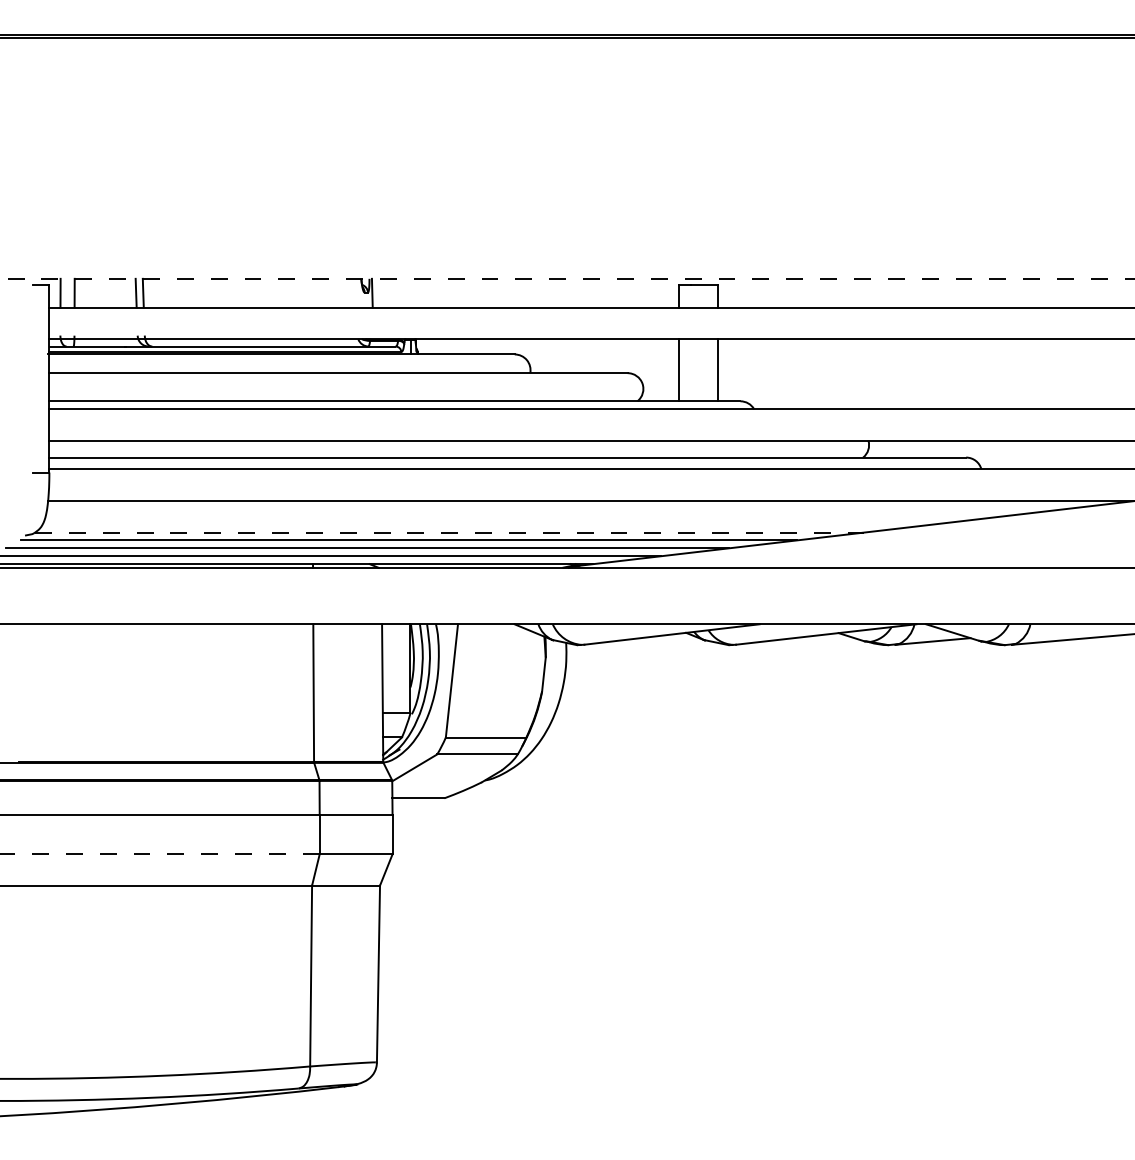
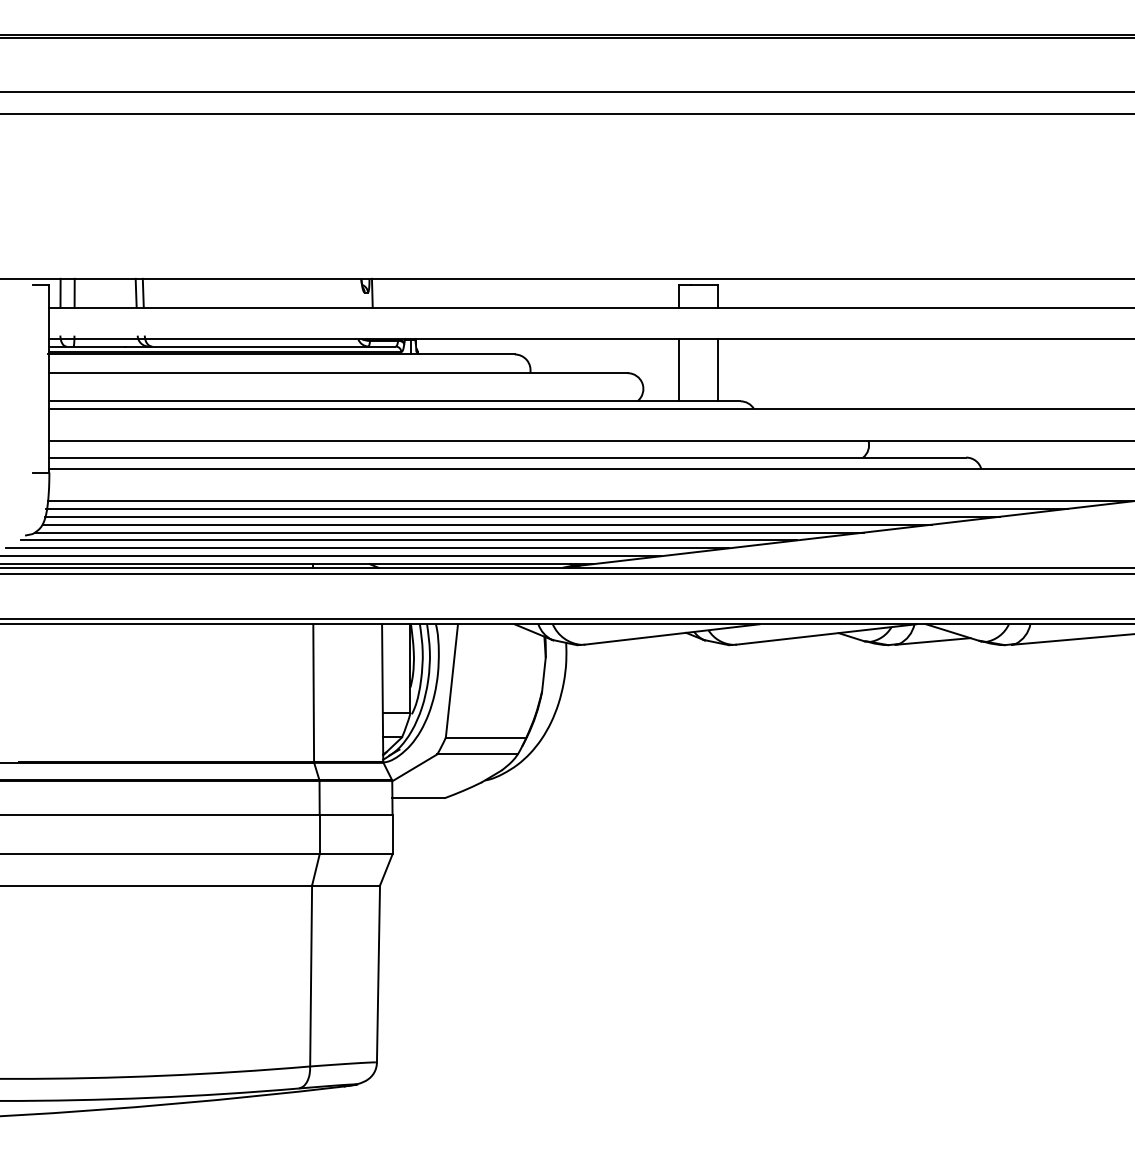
line: none -> present (566, 91)
line: none -> present (566, 114)
line: dashed -> solid (567, 278)
line: none -> present (556, 508)
line: none -> present (522, 516)
line: none -> present (487, 524)
line: dashed -> solid (449, 532)
line: none -> present (566, 573)
line: none -> present (566, 618)
line: dashed -> solid (159, 854)
